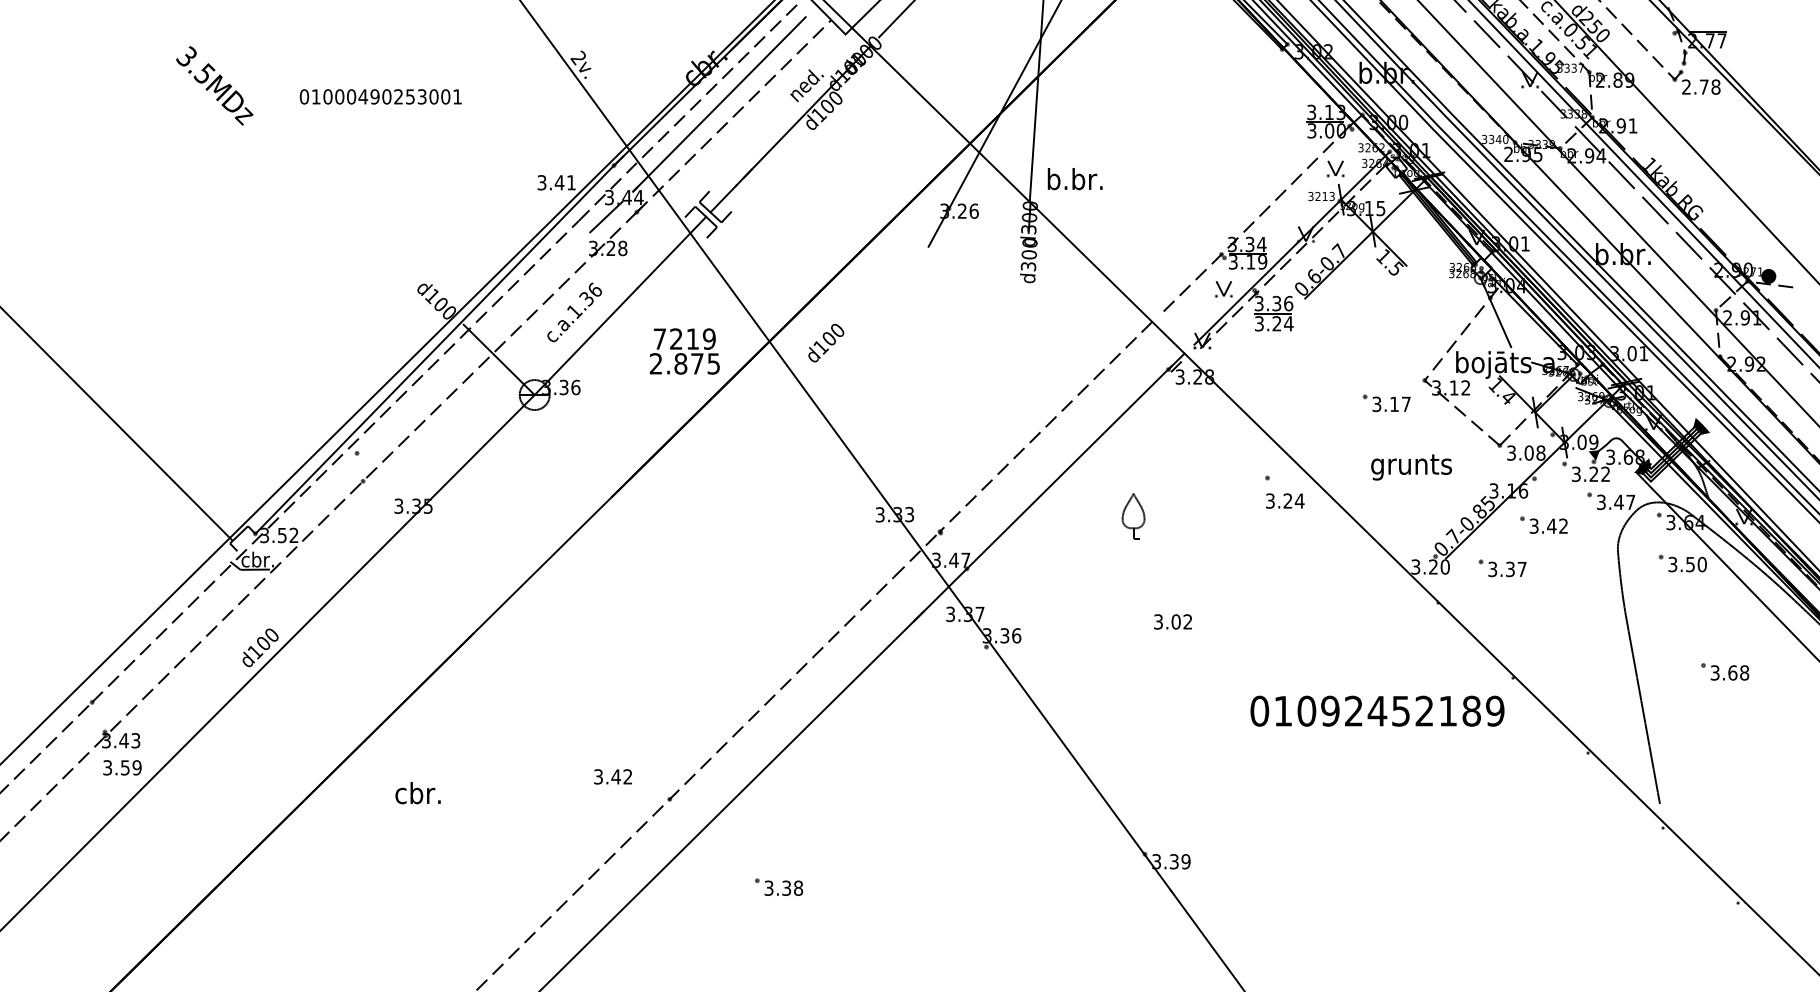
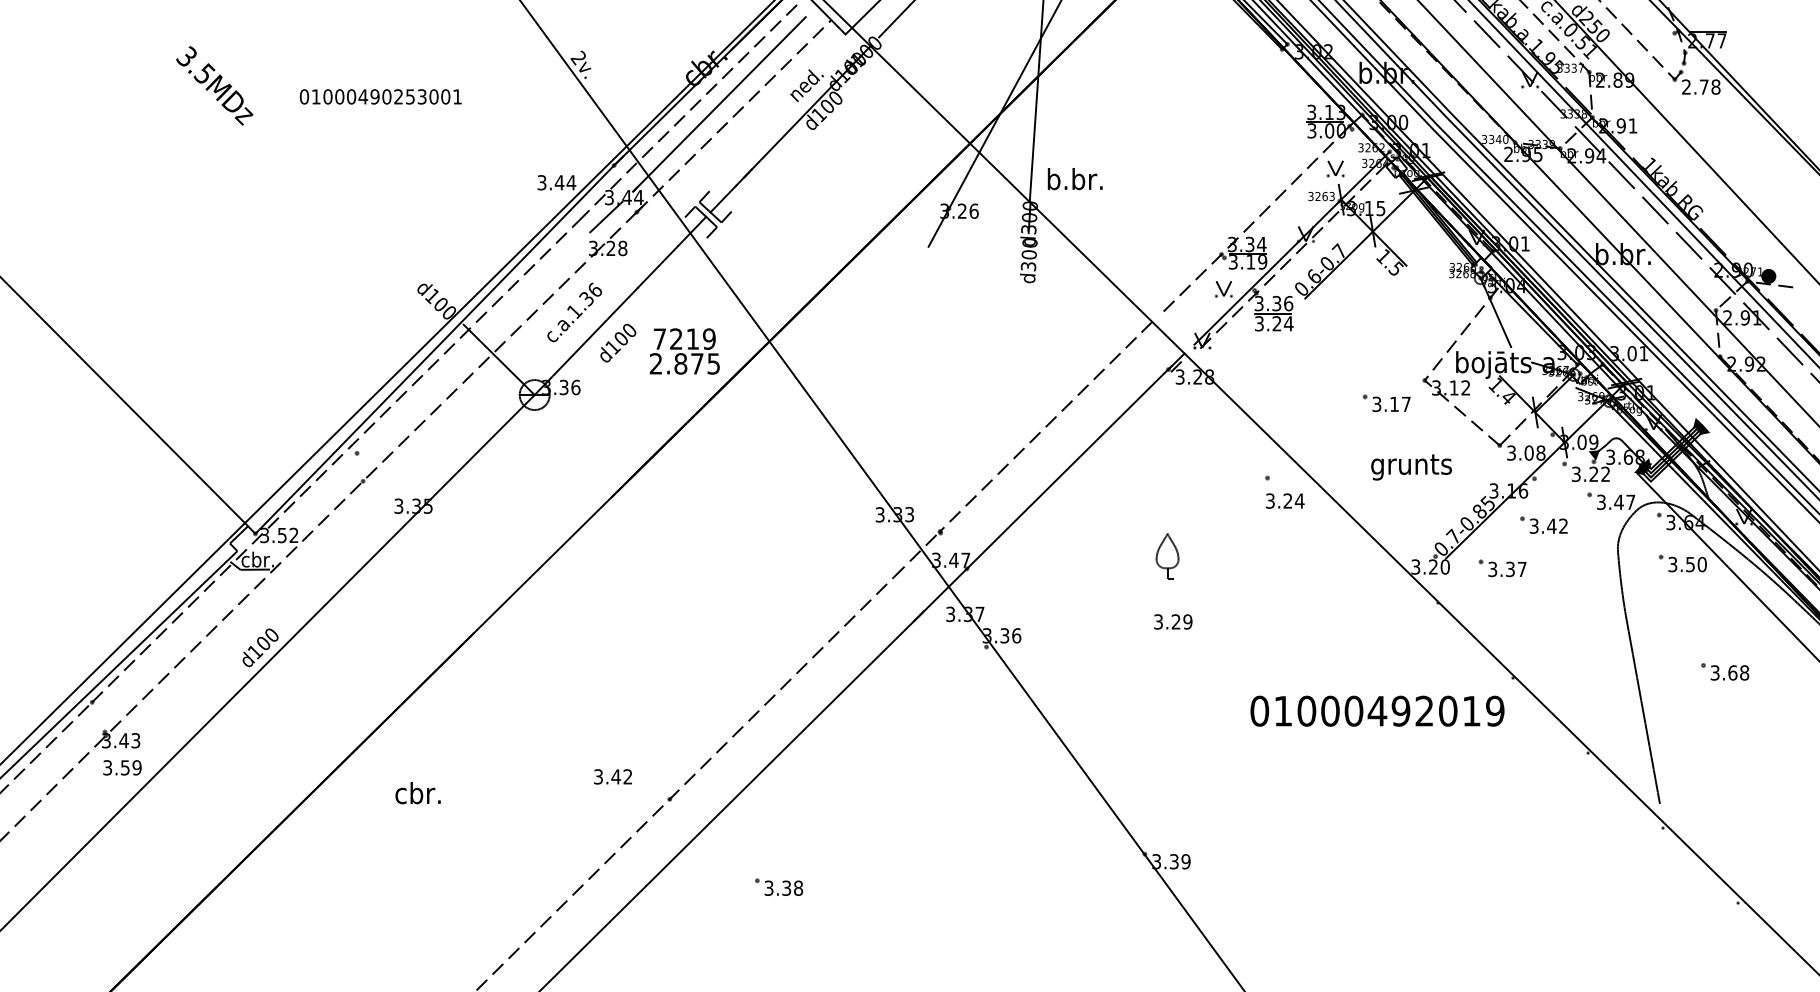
text: 3.41 -> 3.44 (571, 182)
text: 3213 -> 3263 (1324, 196)
text position: (826, 342) -> (618, 342) (618, 342)
line position: (117, 425) -> (125, 402) (125, 402)
part position: (1133, 516) -> (1167, 556) (1167, 556)
text: 3.02 -> 3.29 (1181, 621)
line: none -> present (119, 663)
text: 01092452189 -> 01000492019 (1400, 710)
